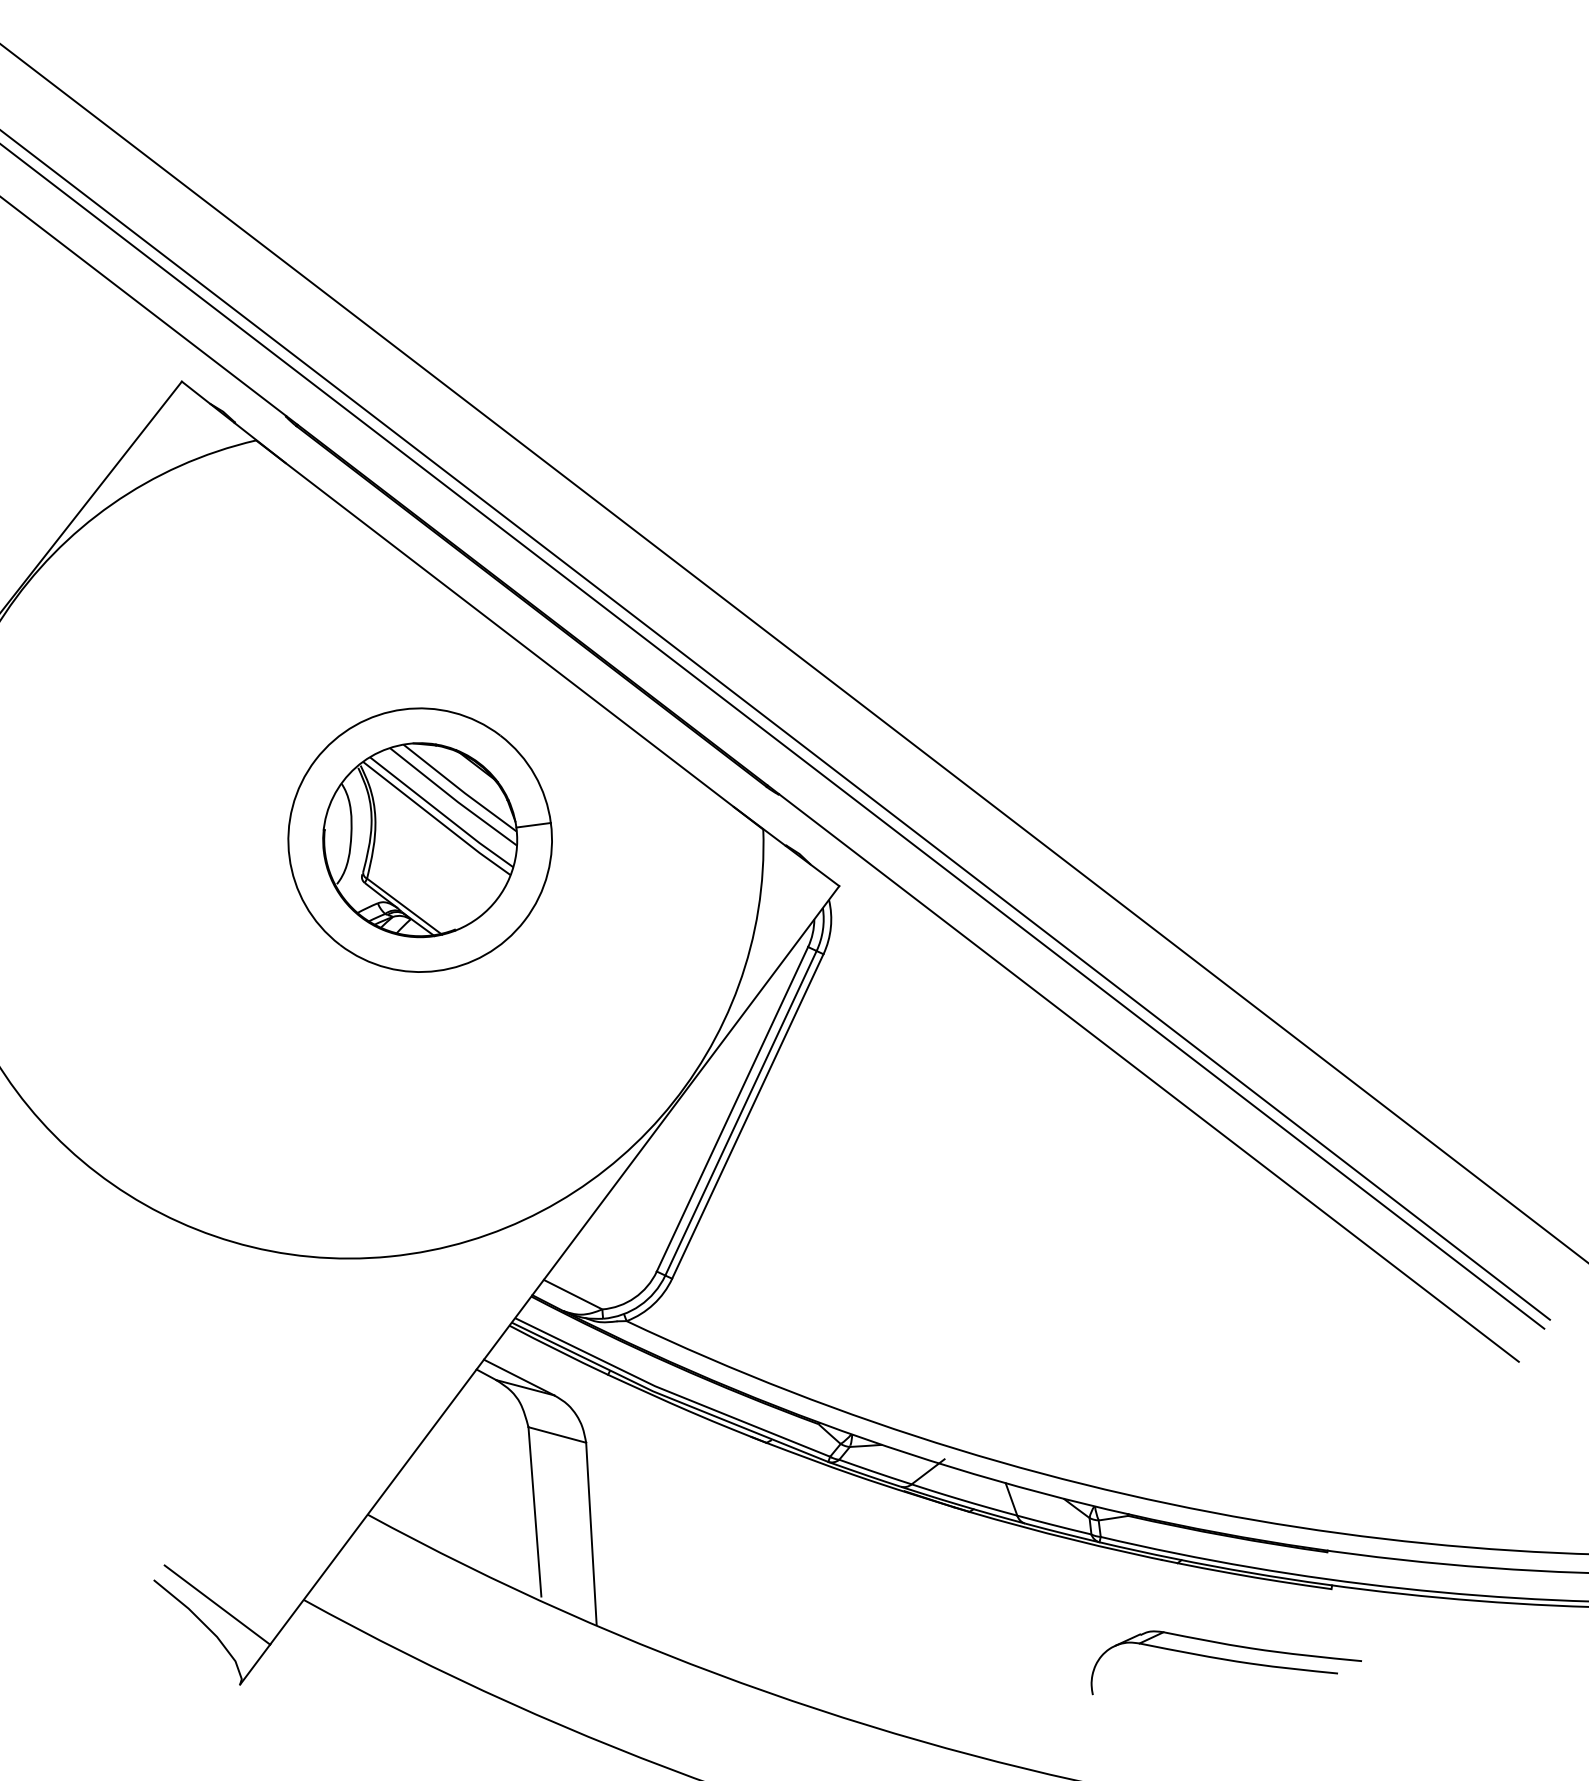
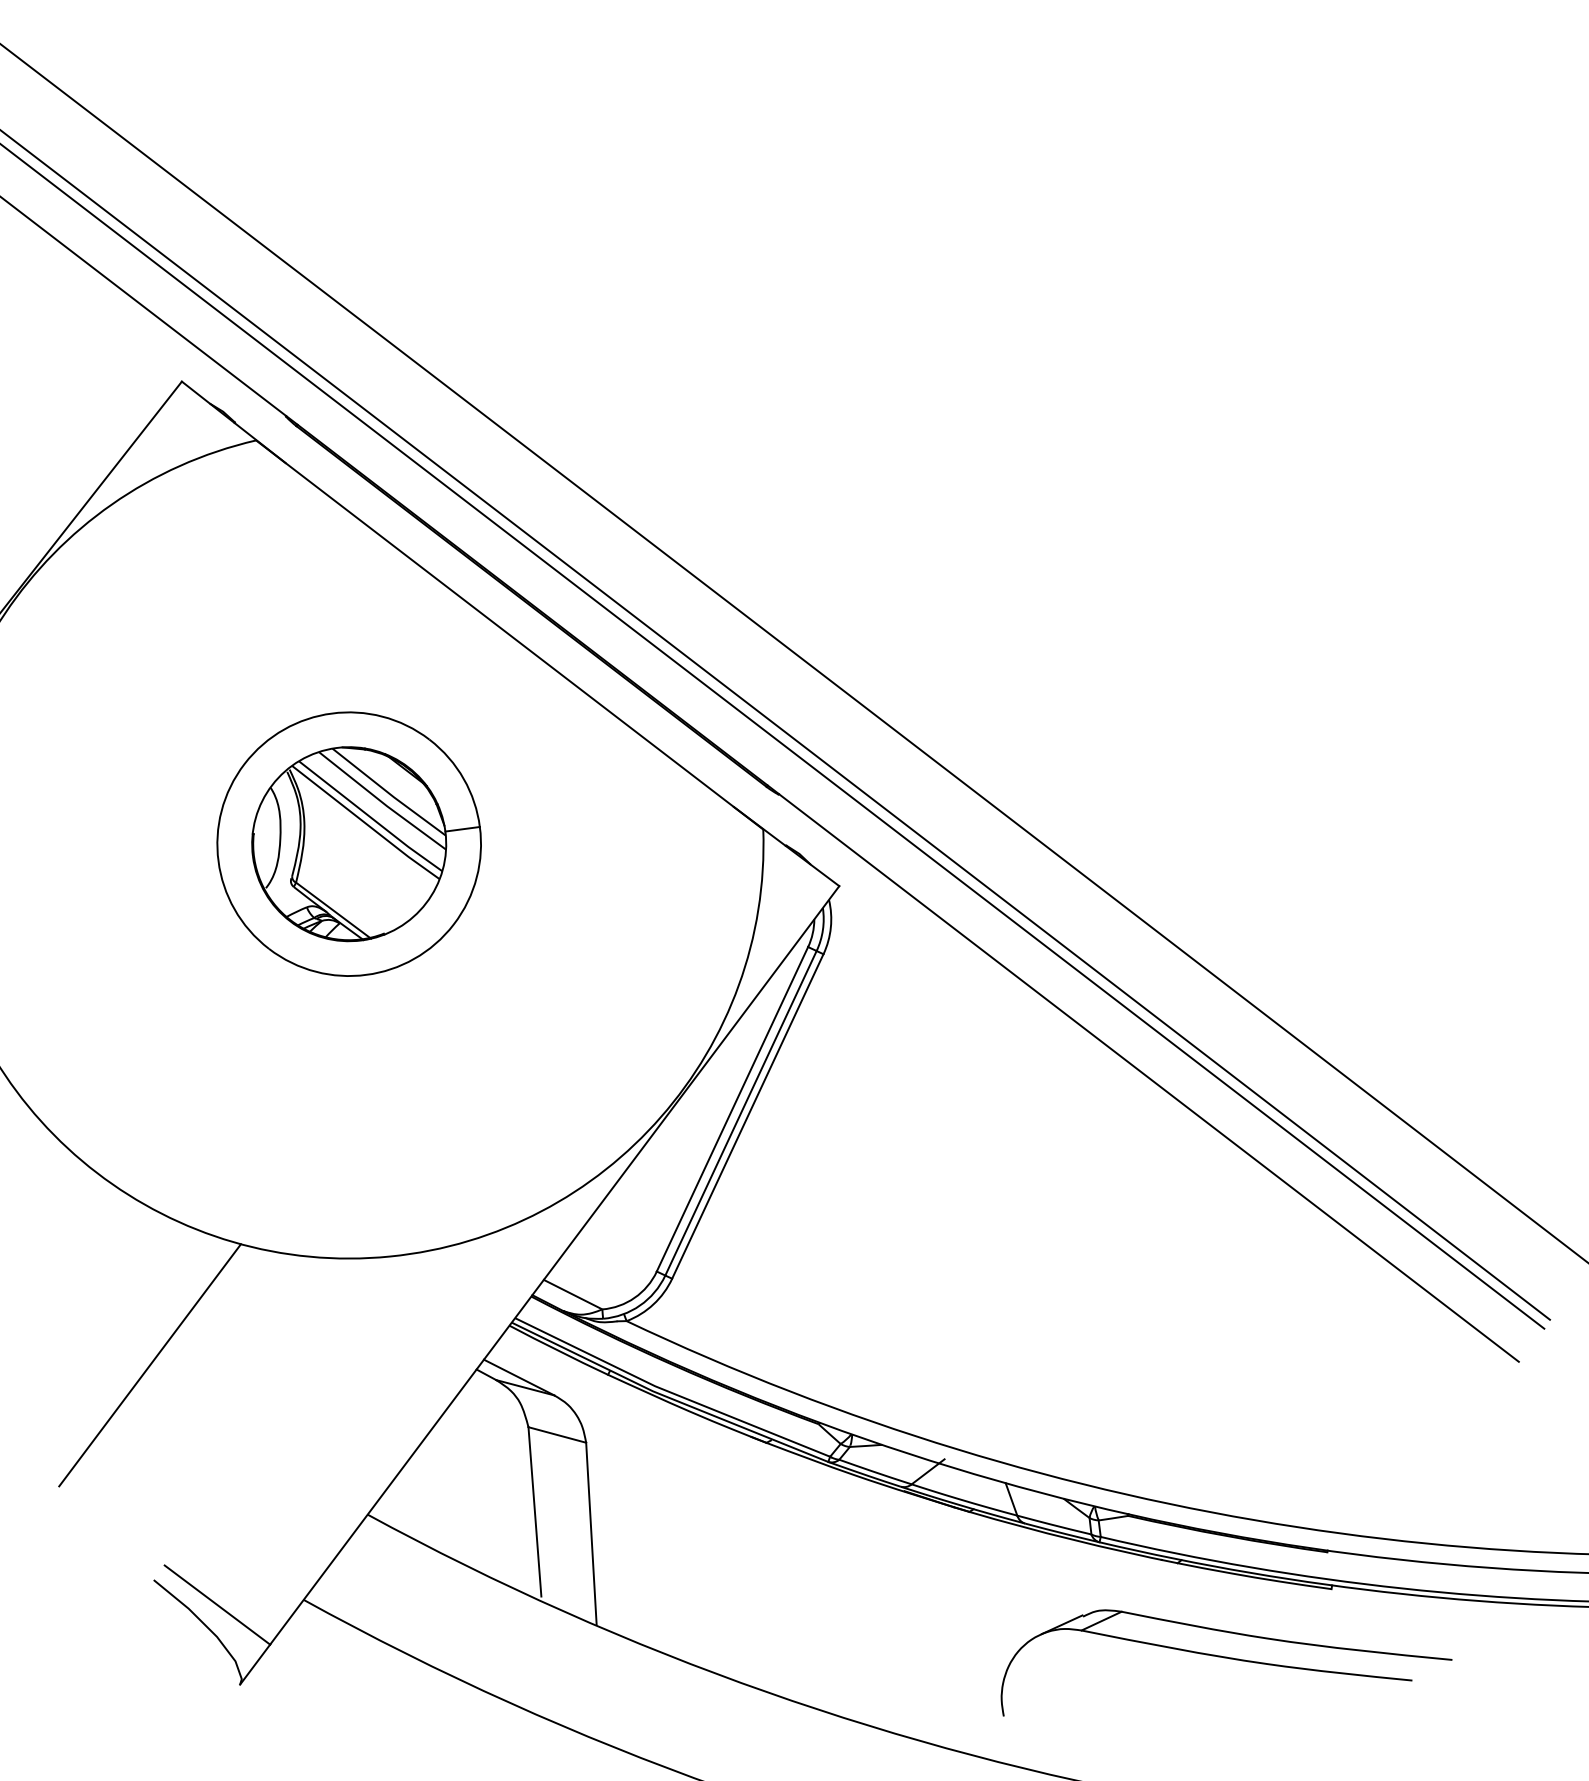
part position: (419, 839) -> (348, 843) (348, 843)
line: none -> present (150, 1365)
part size: 272x66 px -> 453x108 px (1226, 1662)
